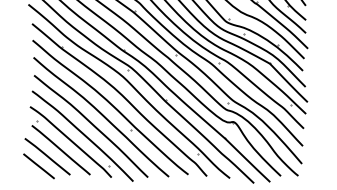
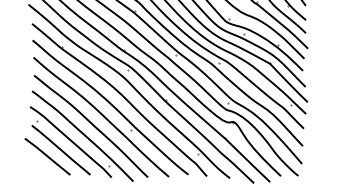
line: present -> none (38, 166)
